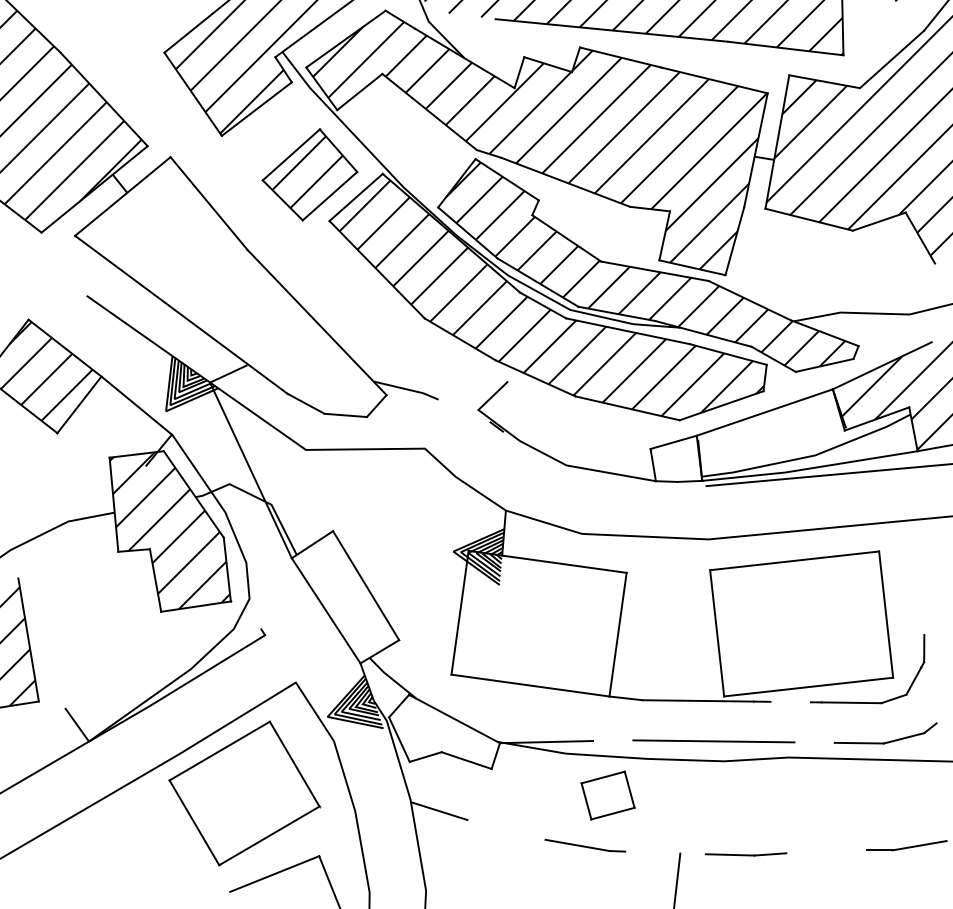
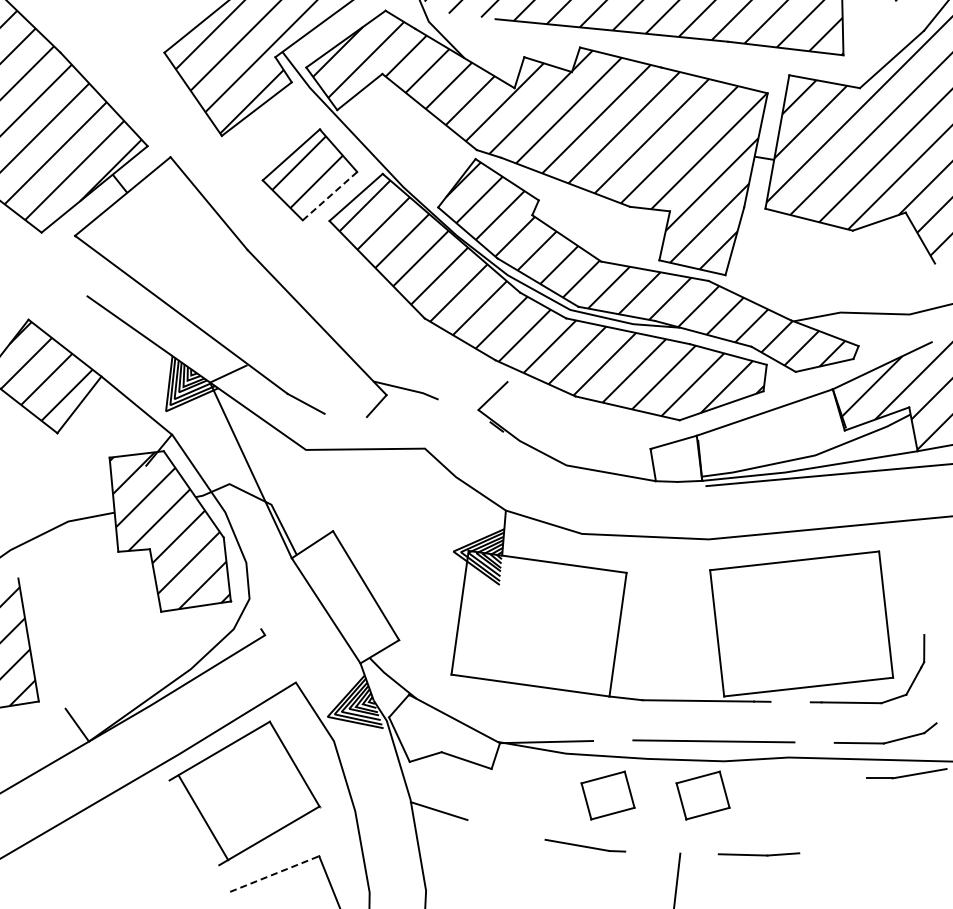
line: solid -> dashed (329, 196)
line: present -> none (345, 415)
part: none -> present (702, 795)
line position: (194, 822) -> (203, 817) (203, 817)
part position: (906, 845) -> (906, 773) (906, 773)
part position: (745, 854) -> (758, 854) (758, 854)
line: solid -> dashed (274, 874)
